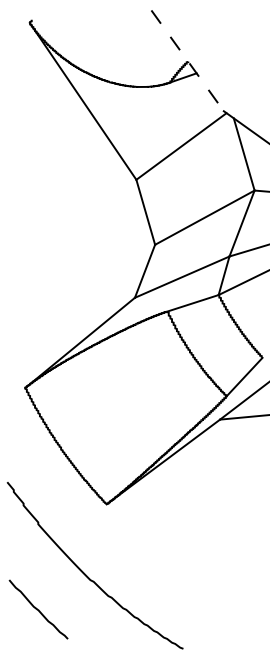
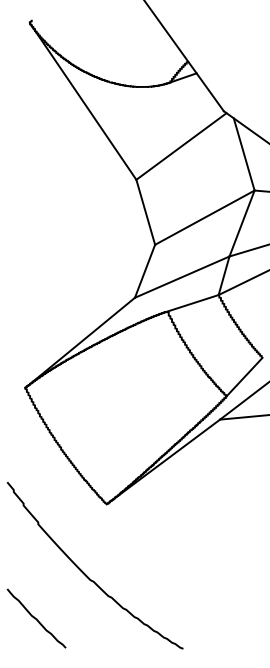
line: dashed -> solid (184, 56)
curve position: (38, 609) -> (36, 618) (36, 618)
